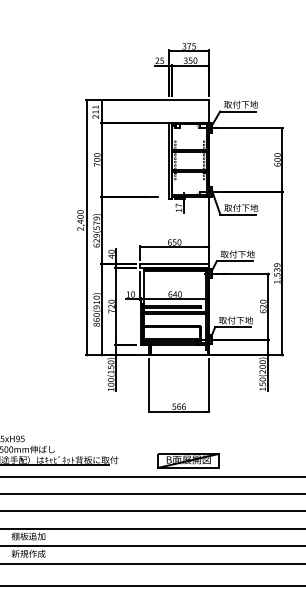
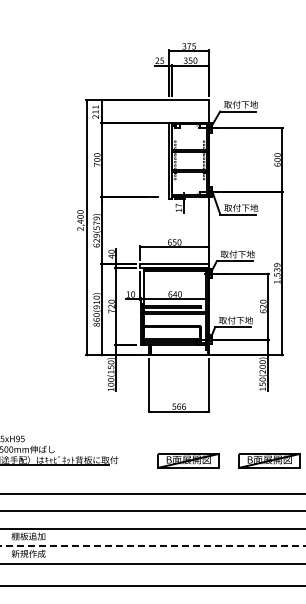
part: none -> present (269, 460)
line: present -> none (152, 476)
line: solid -> dashed (153, 546)
